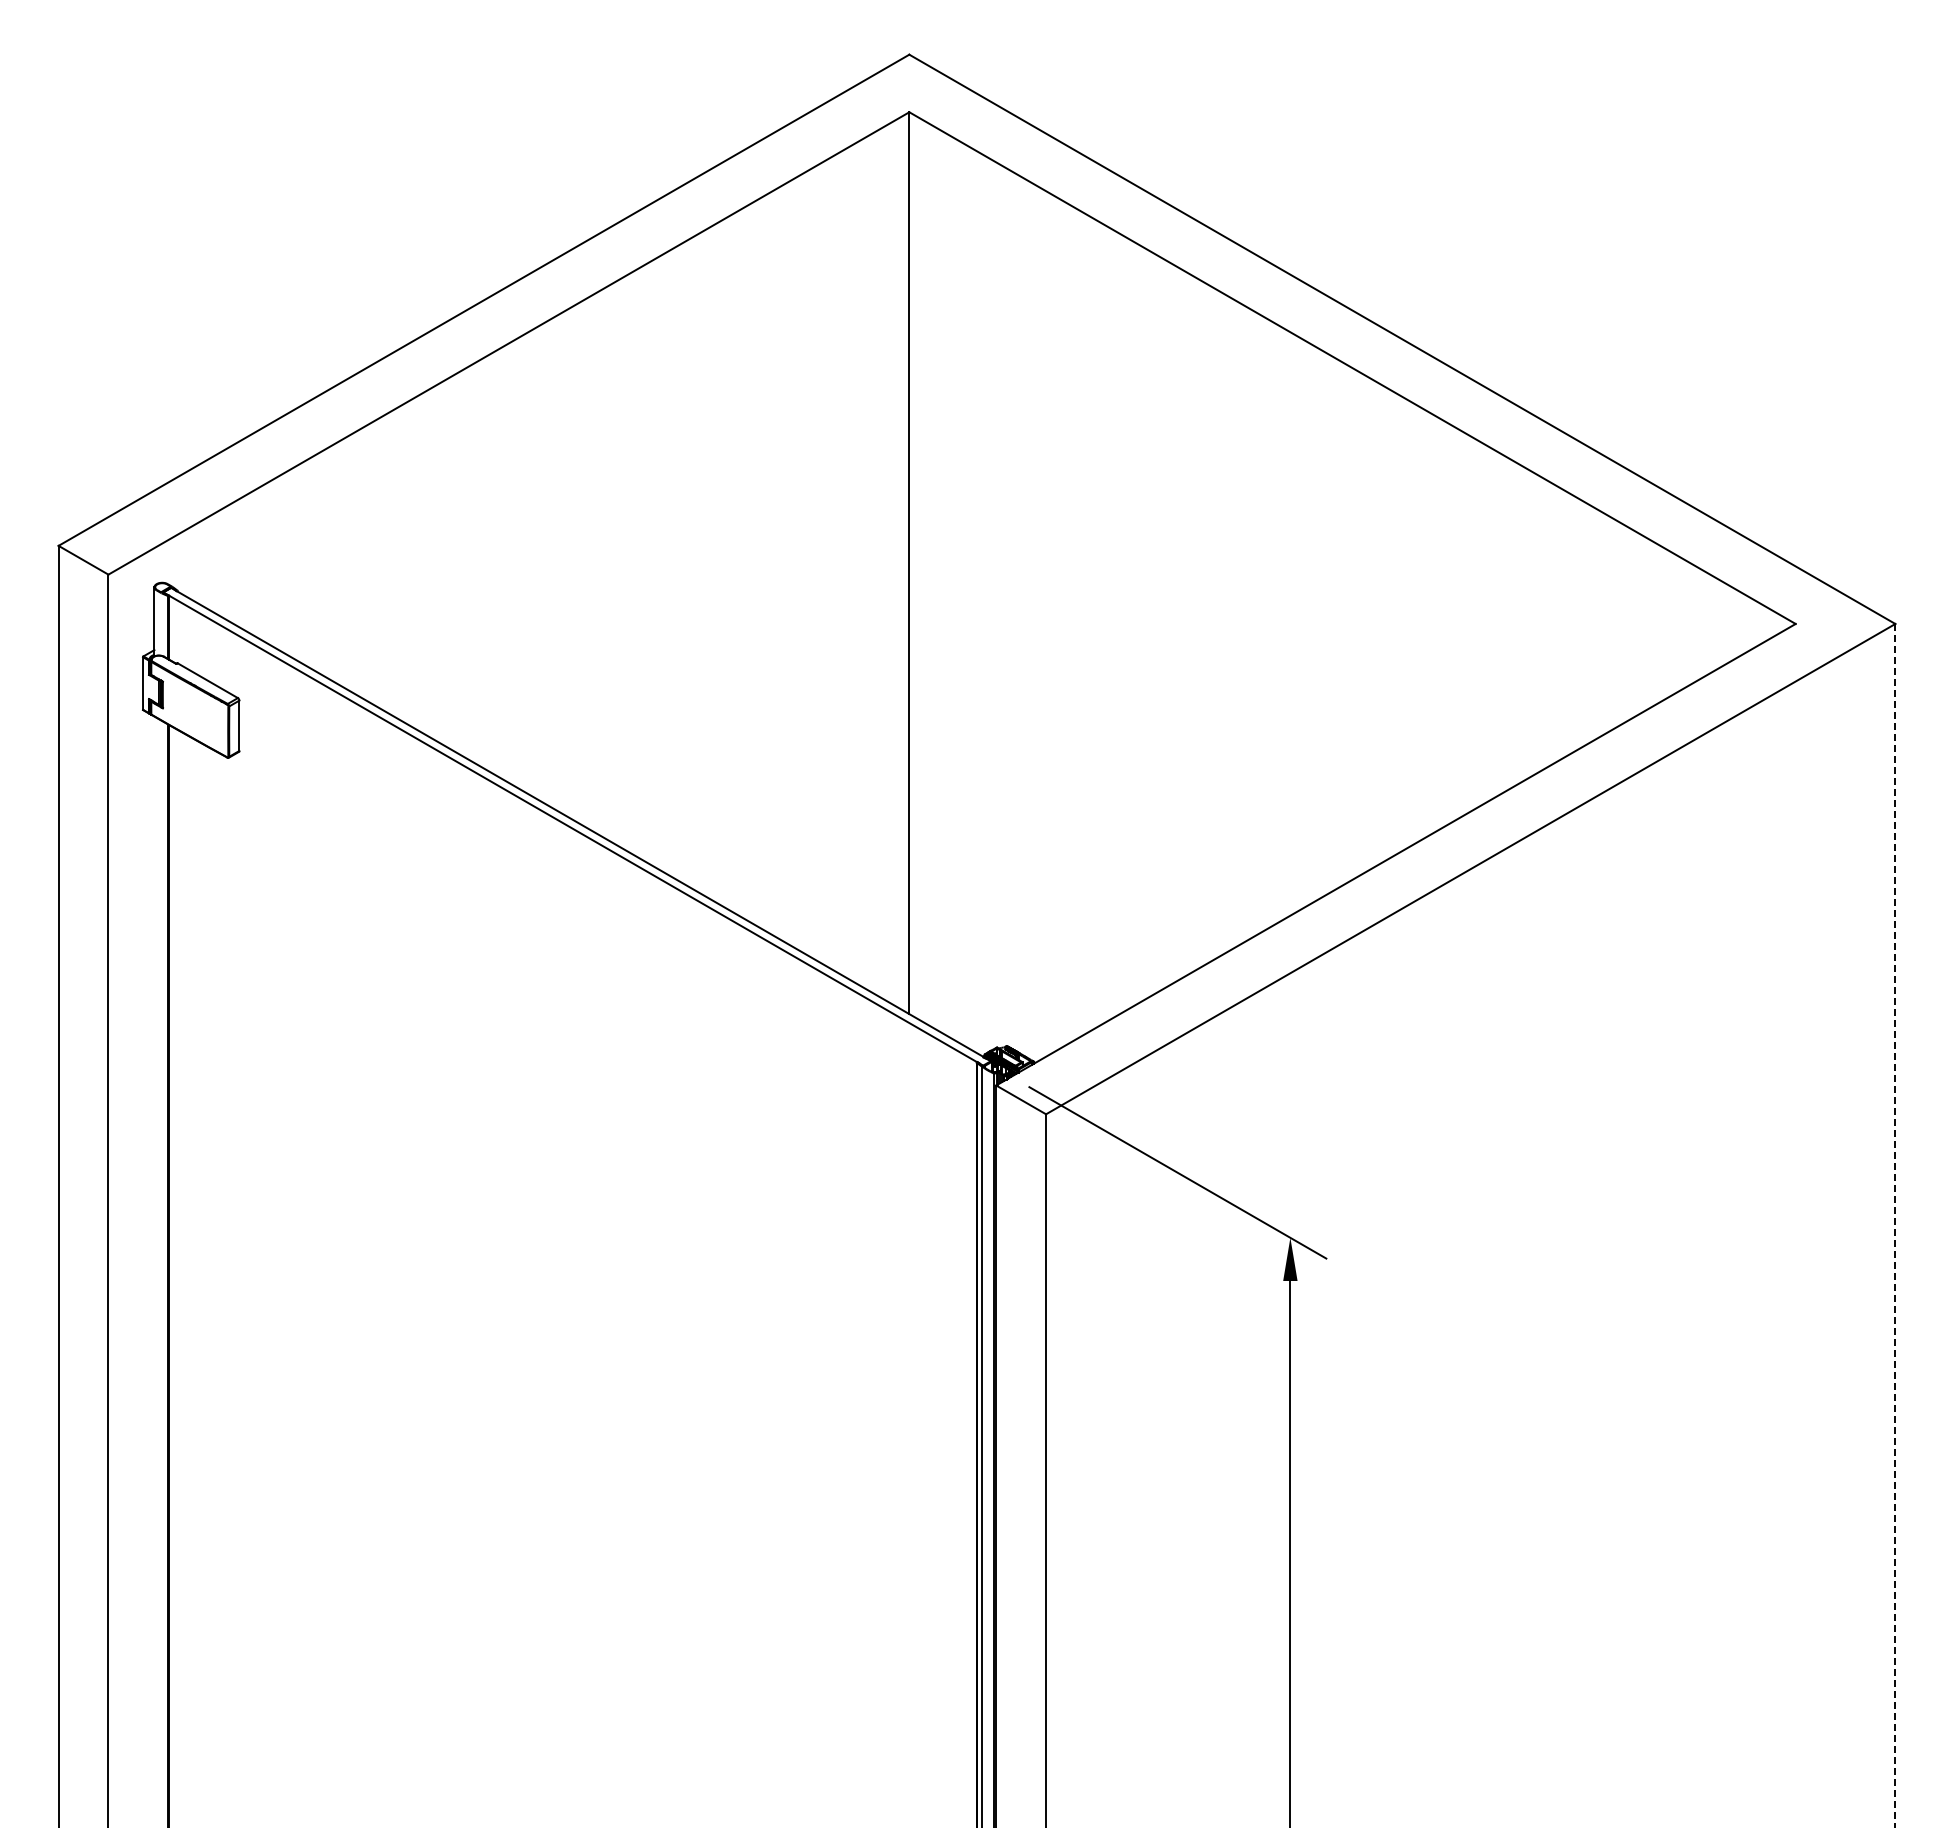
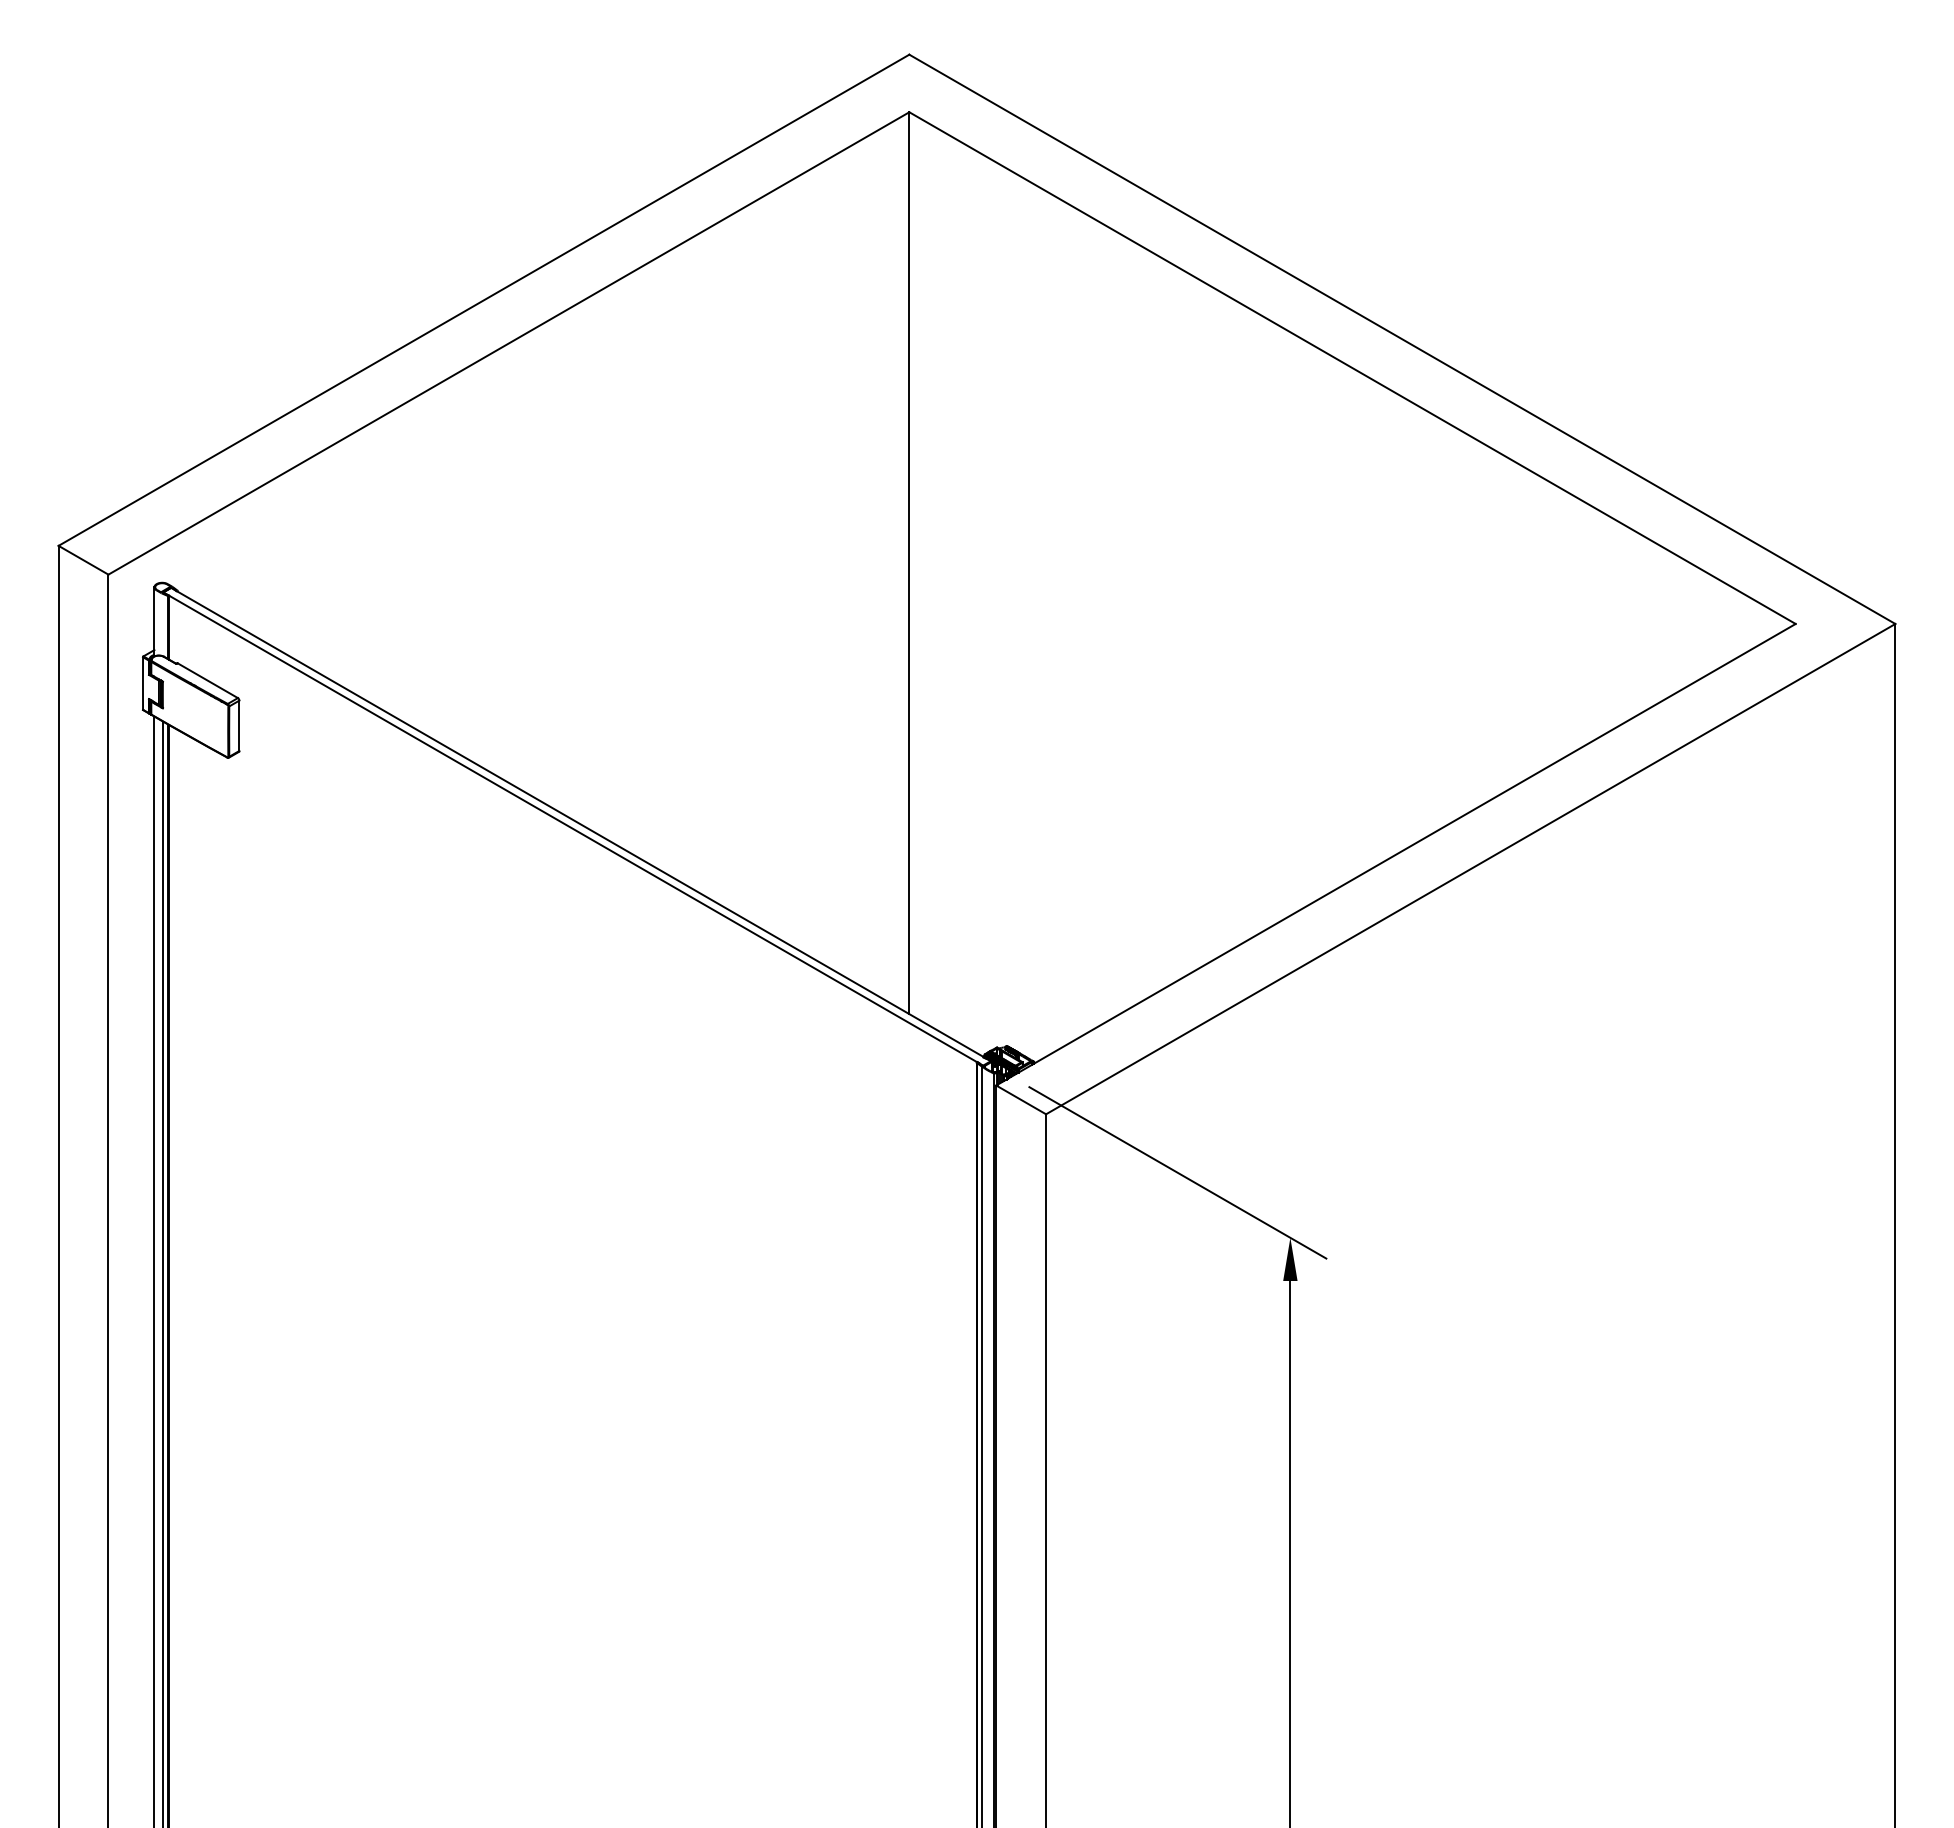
line: dashed -> solid (1895, 1225)
line: none -> present (154, 1270)
line: none -> present (163, 1272)
